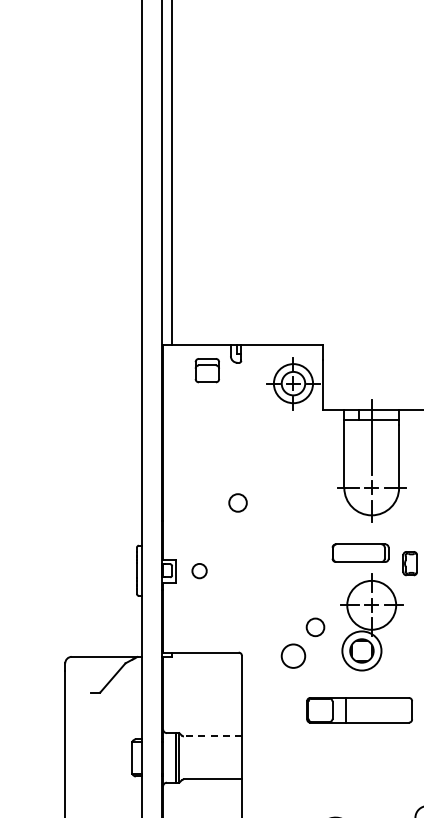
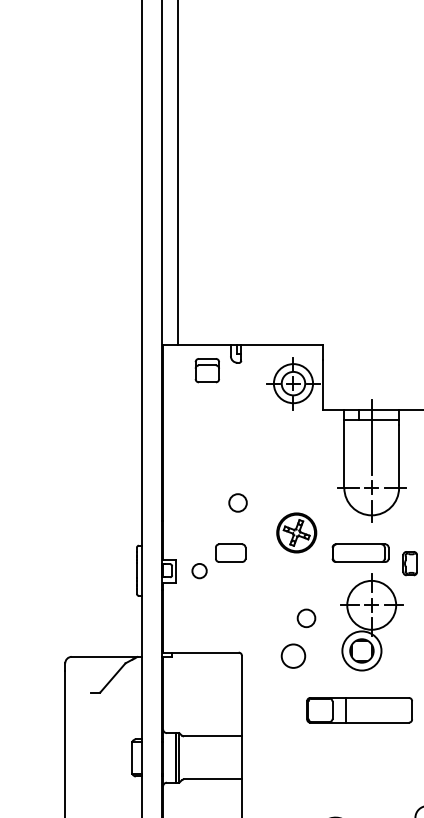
line position: (172, 173) -> (178, 173) (178, 173)
part: none -> present (296, 532)
part: none -> present (230, 552)
circle position: (315, 627) -> (306, 618) (306, 618)
line: dashed -> solid (212, 736)
